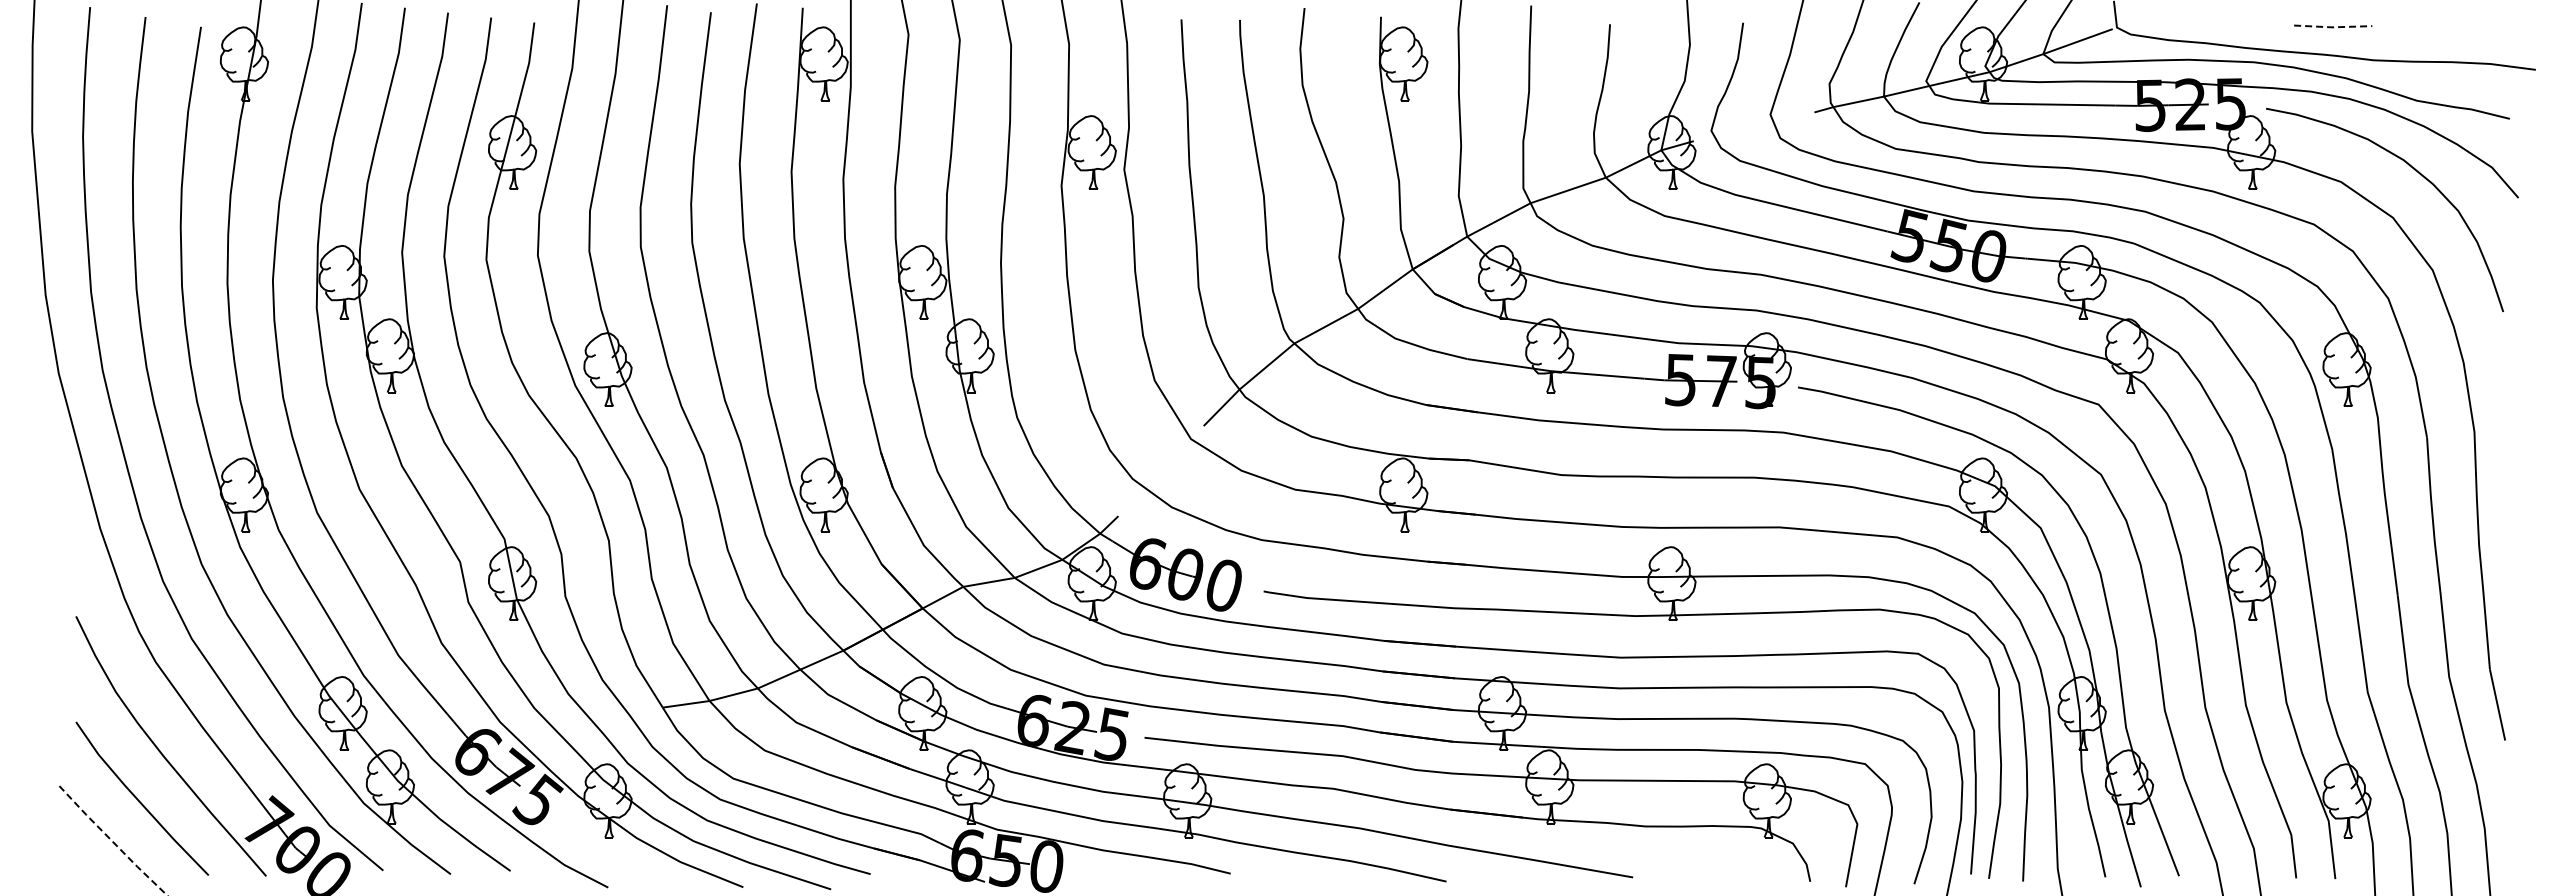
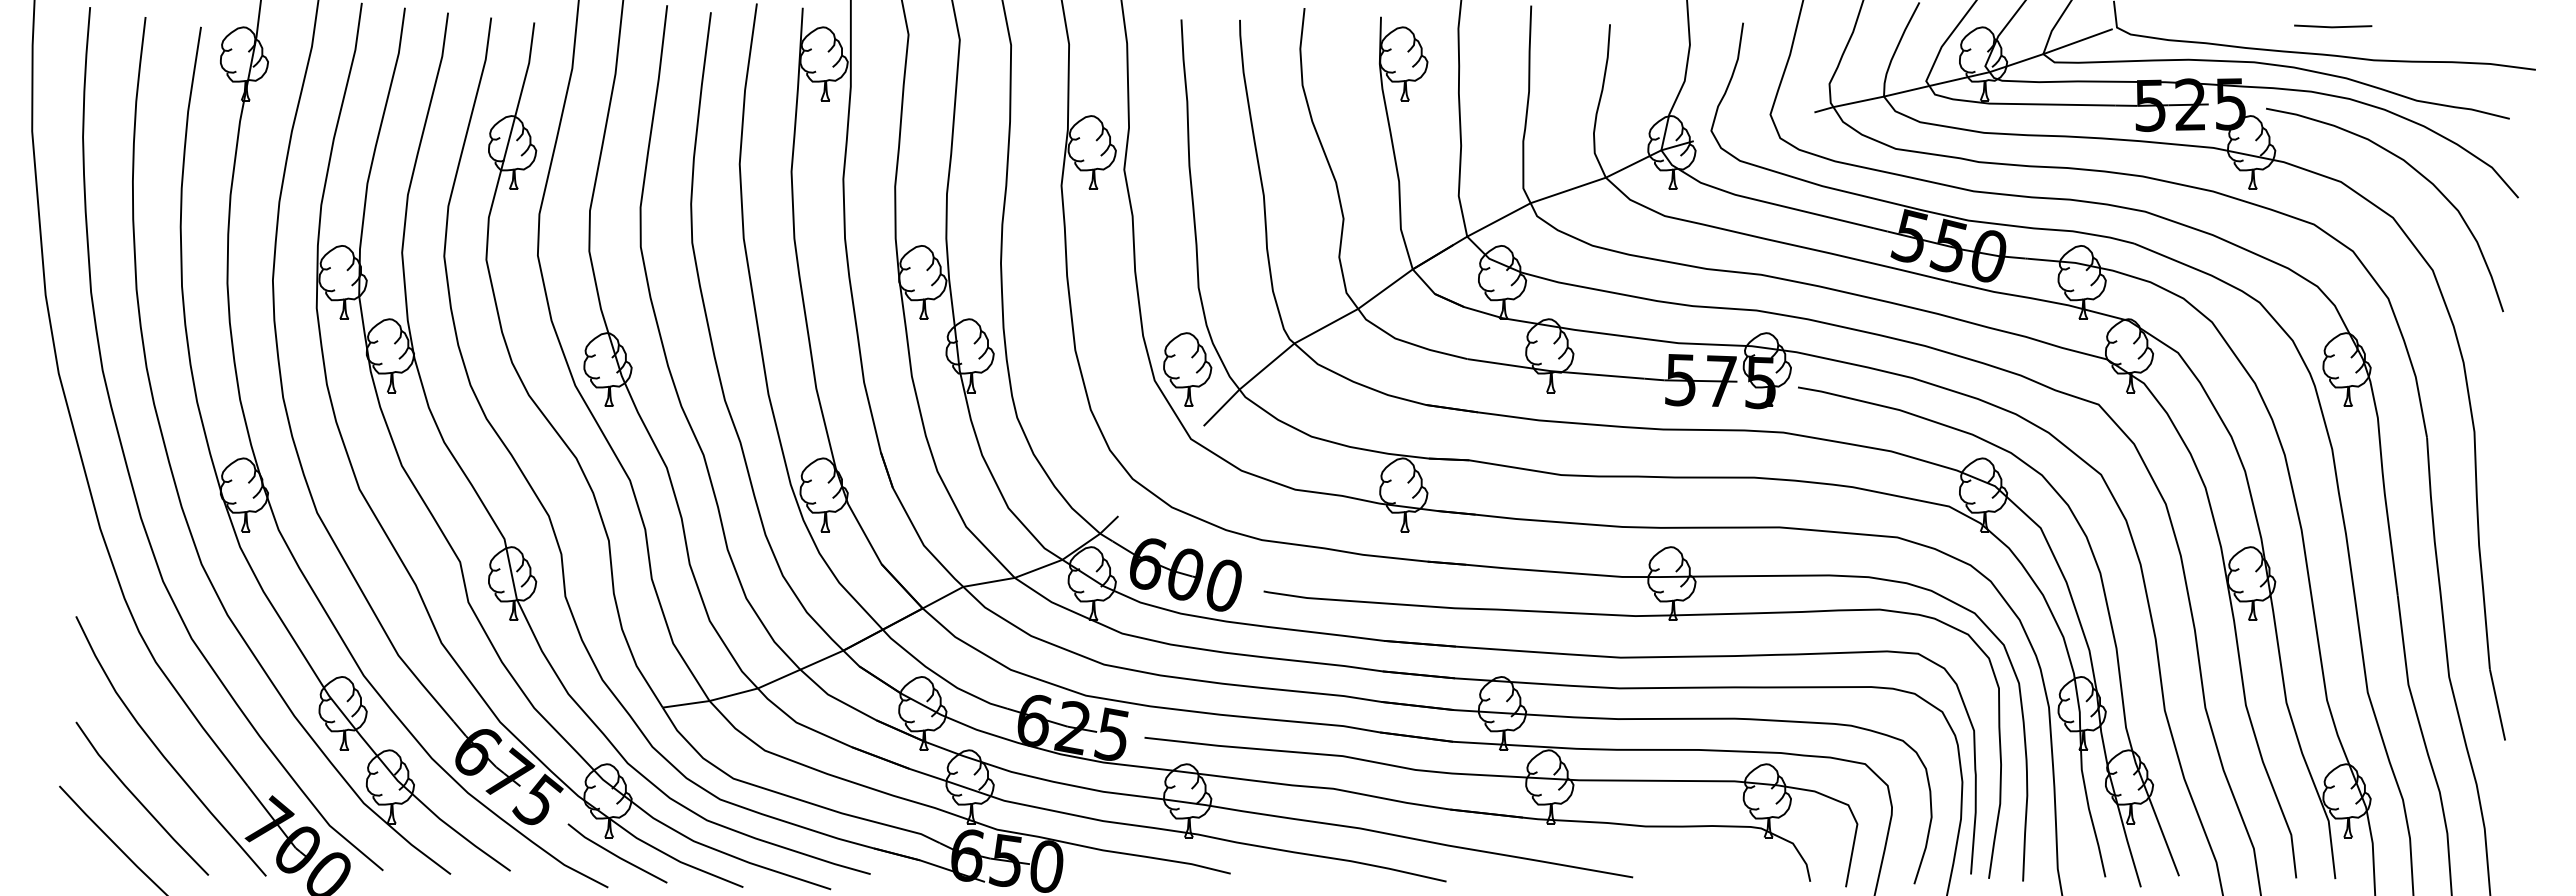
line: dashed -> solid (2332, 27)
part: none -> present (1187, 369)
line: dashed -> solid (112, 841)
line: none -> present (616, 854)
